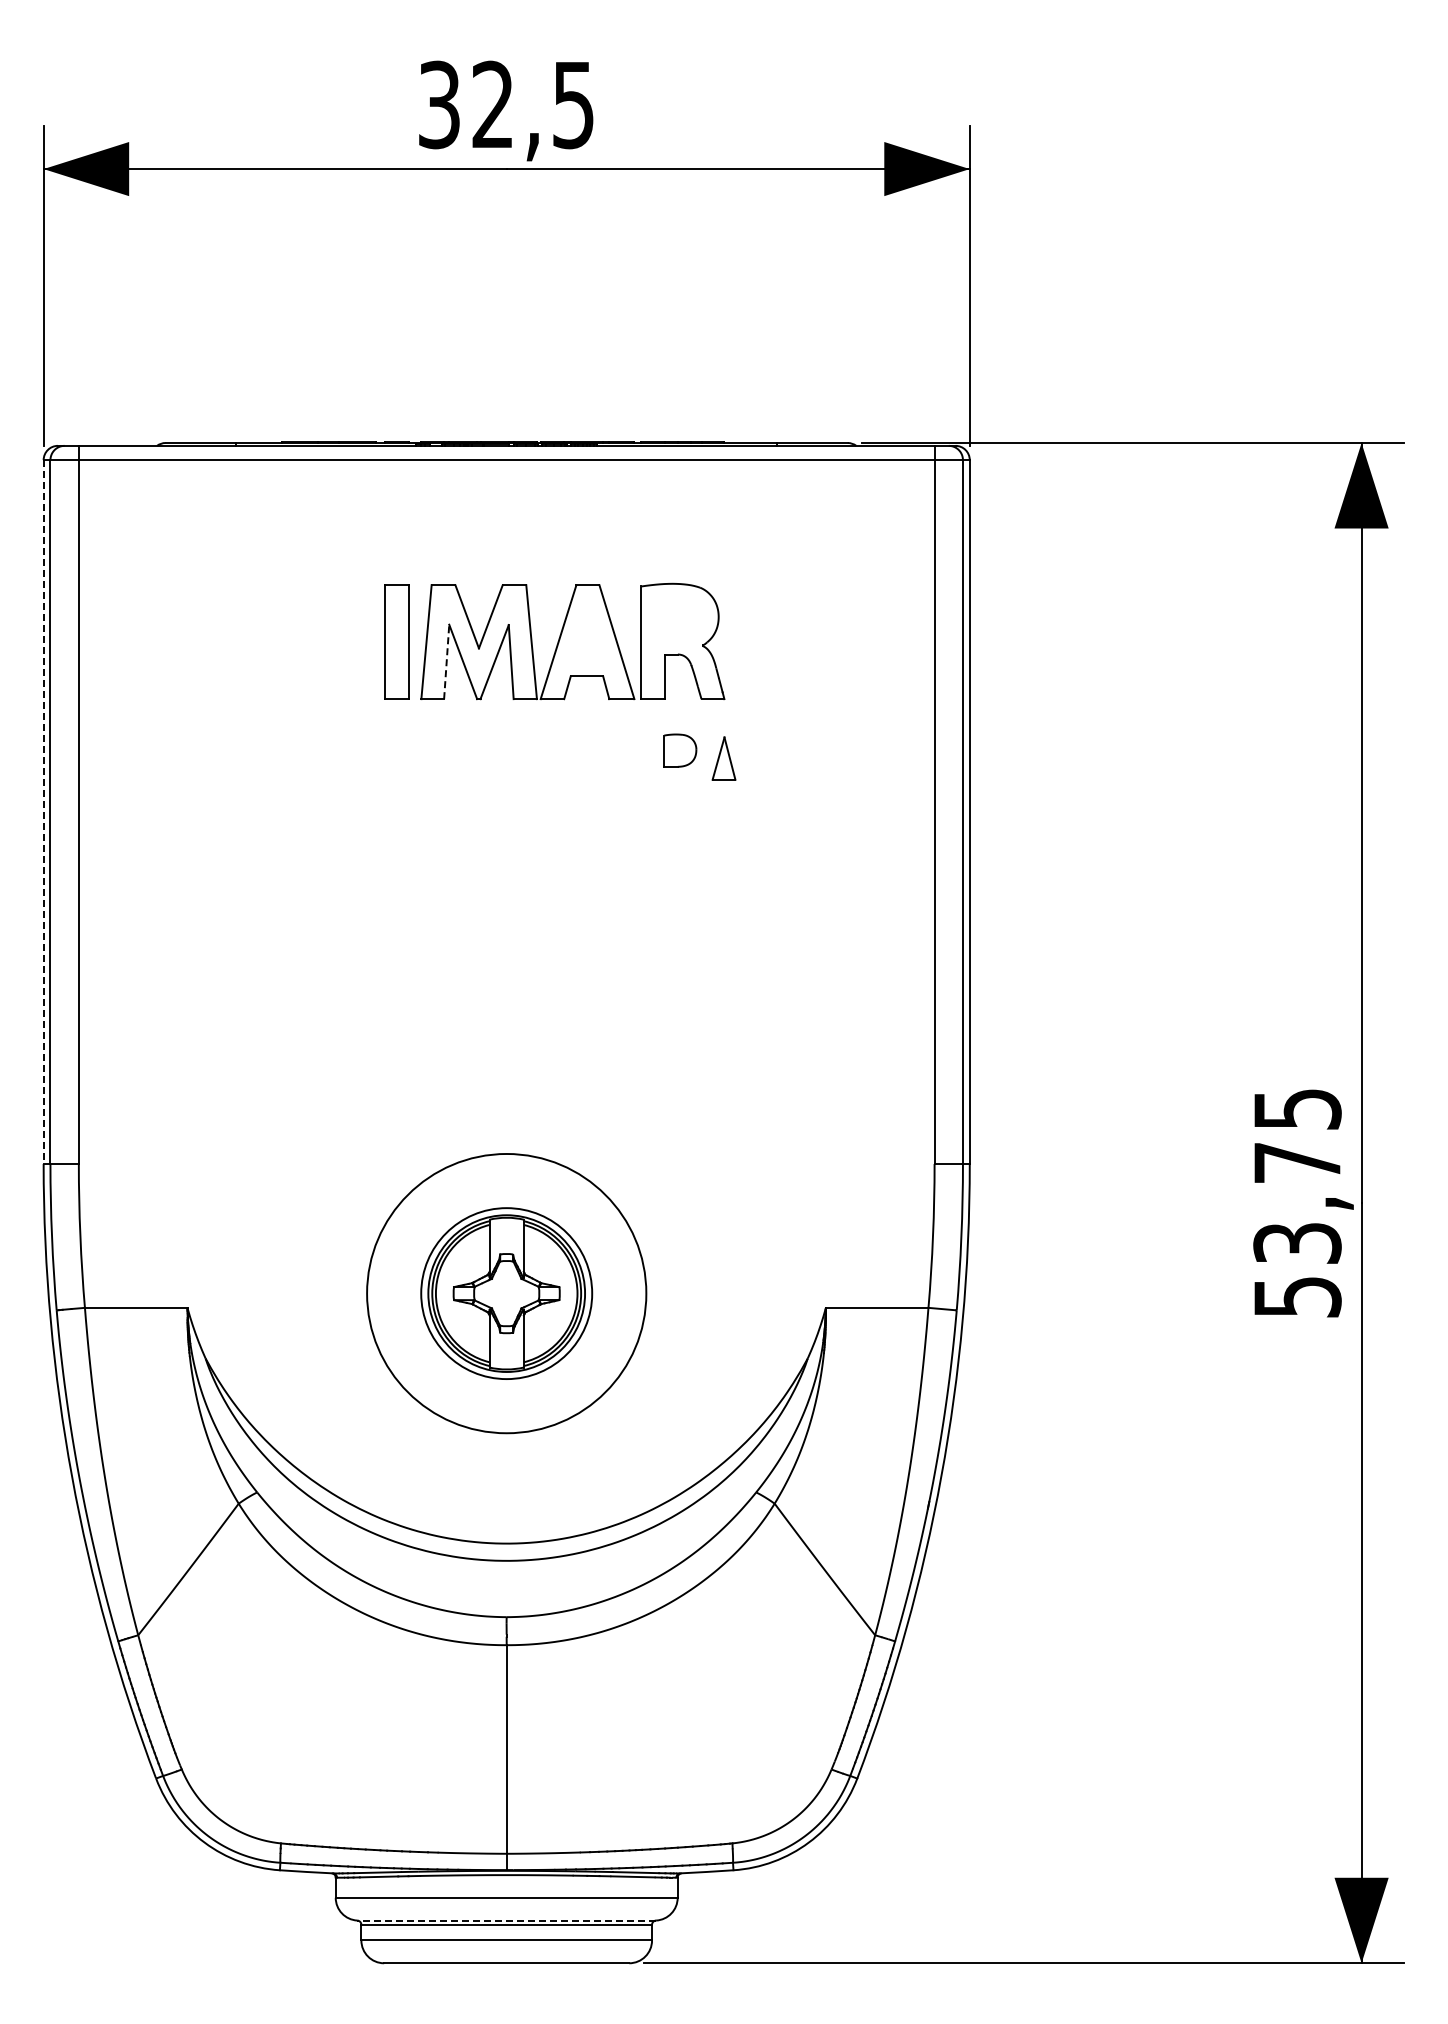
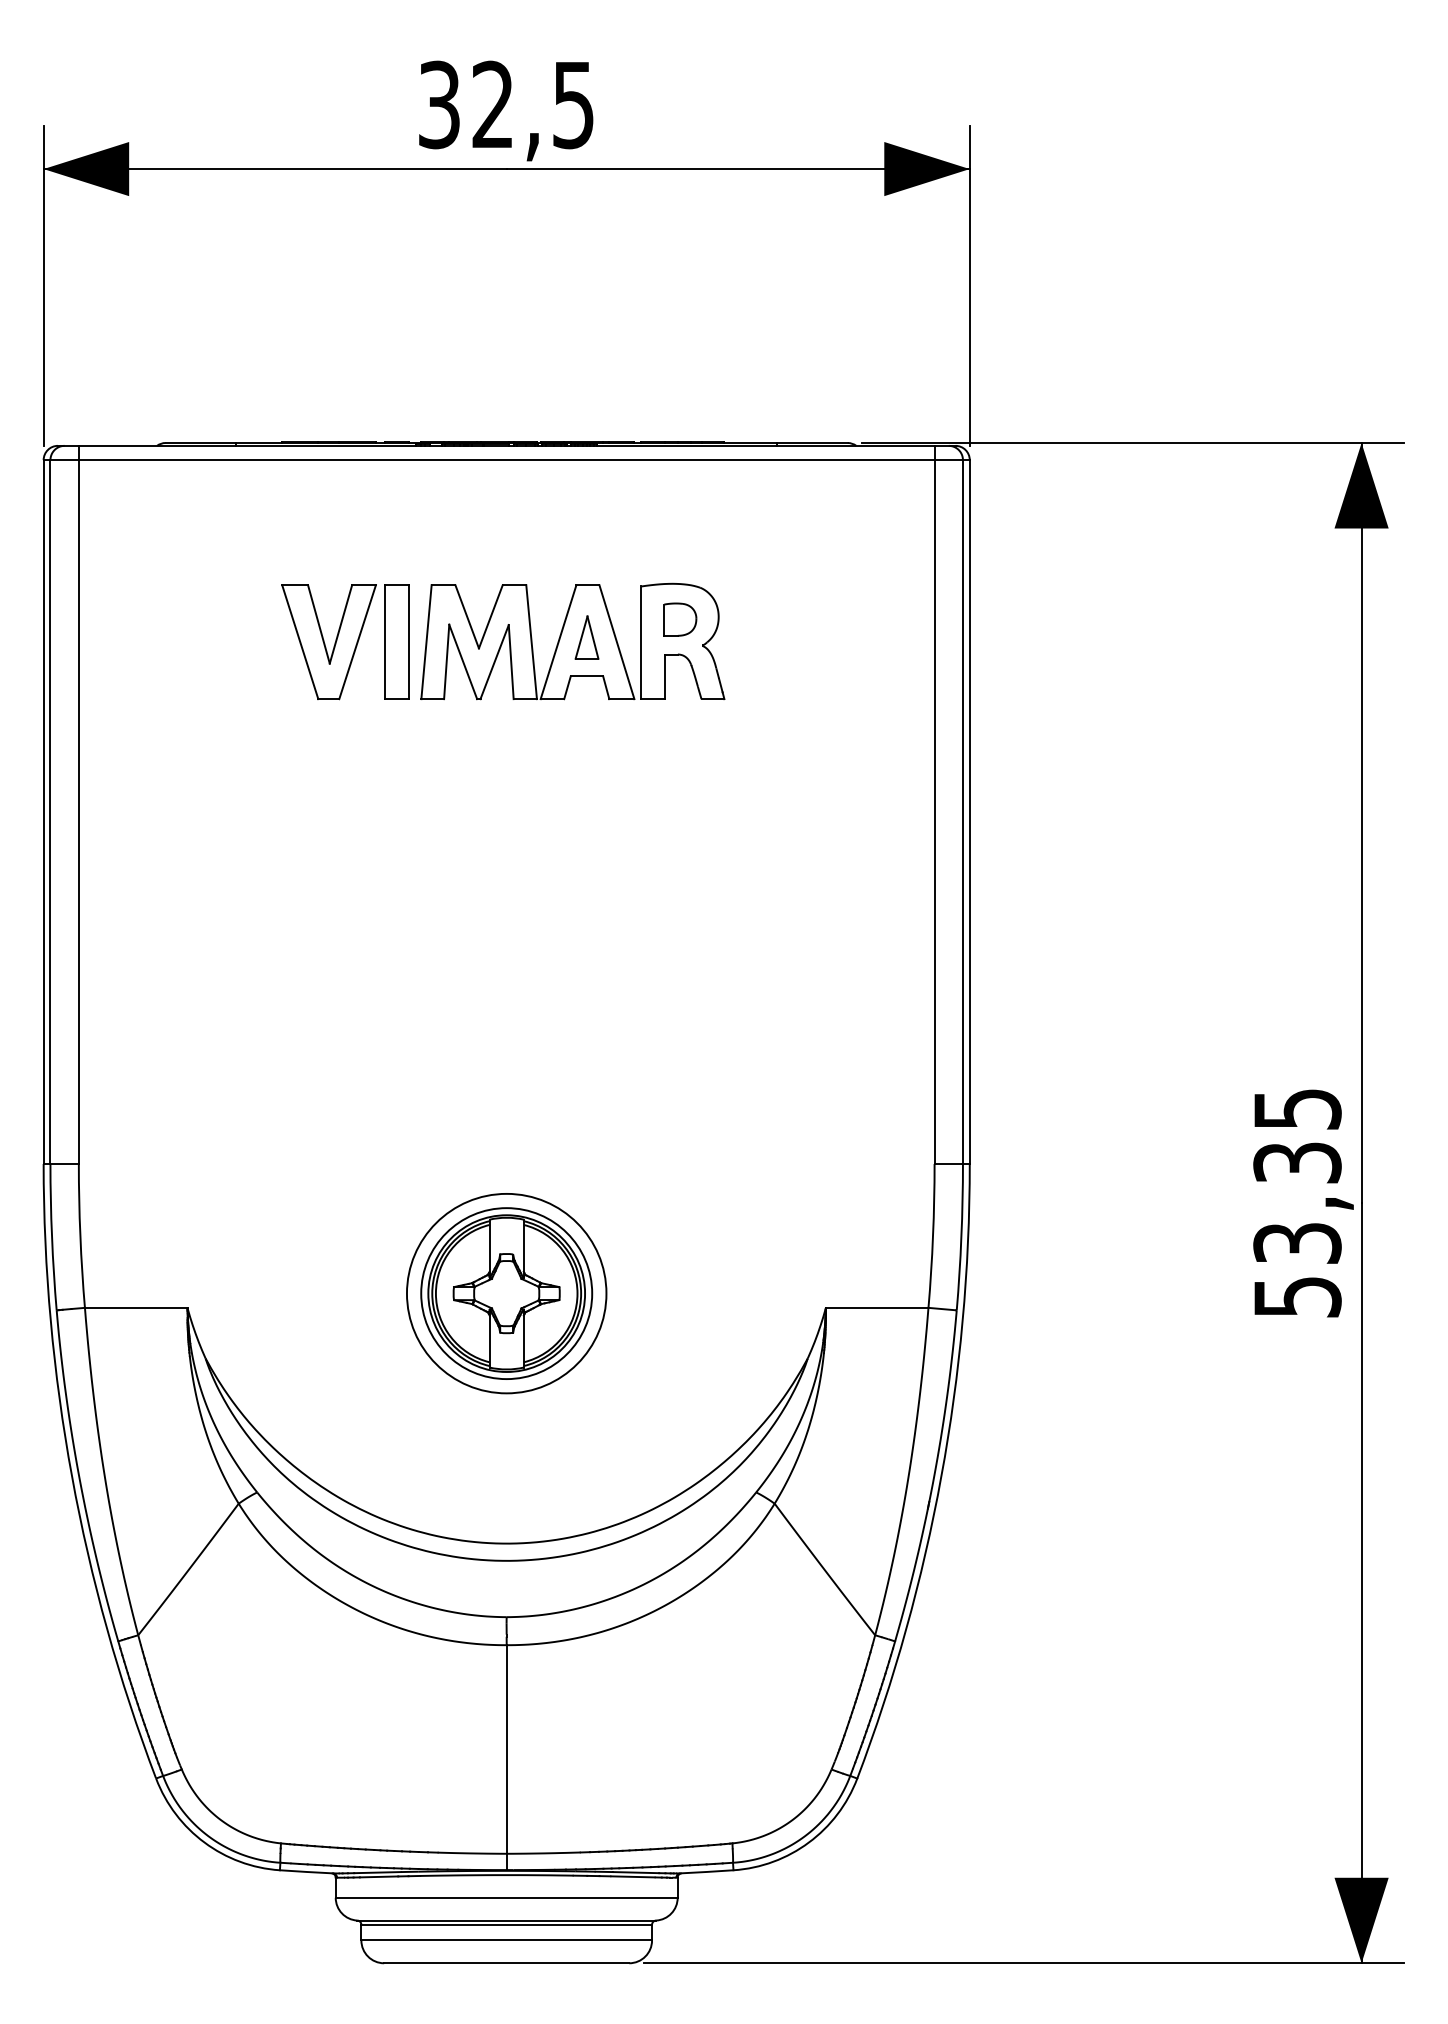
part: none -> present (328, 642)
line: dashed -> solid (446, 661)
part position: (680, 750) -> (680, 619) (680, 619)
part position: (723, 758) -> (586, 637) (586, 637)
line: dashed -> solid (43, 812)
text: 53,75 -> 53,35 (1297, 1162)
circle diameter: 279 px -> 199 px (506, 1293)
line: dashed -> solid (506, 1920)
